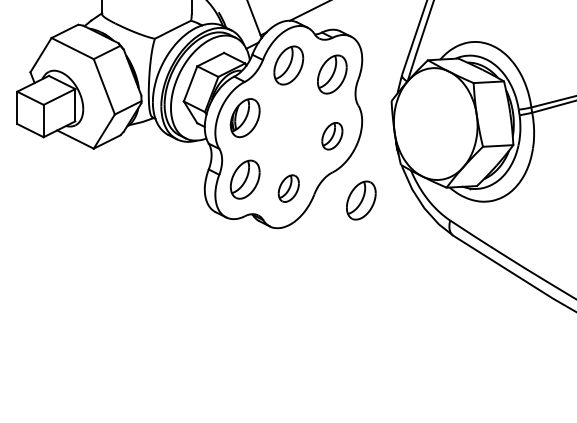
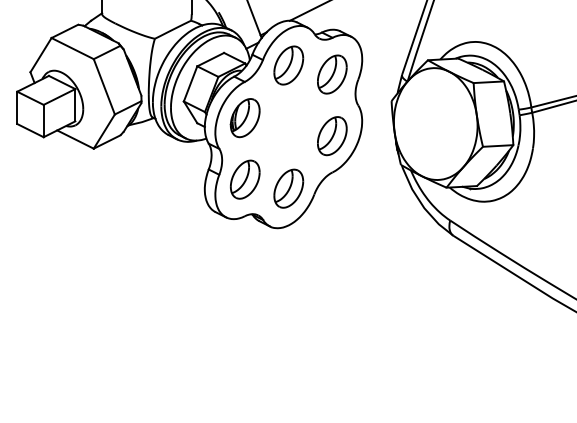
part size: 23x29 px -> 31x41 px (332, 136)
part size: 23x29 px -> 32x41 px (288, 188)
part: present -> none (361, 200)
